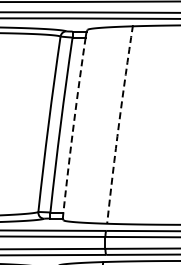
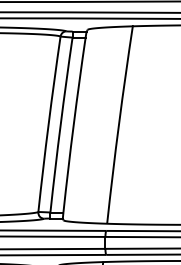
arc: dashed -> solid (73, 124)
arc: dashed -> solid (119, 124)
